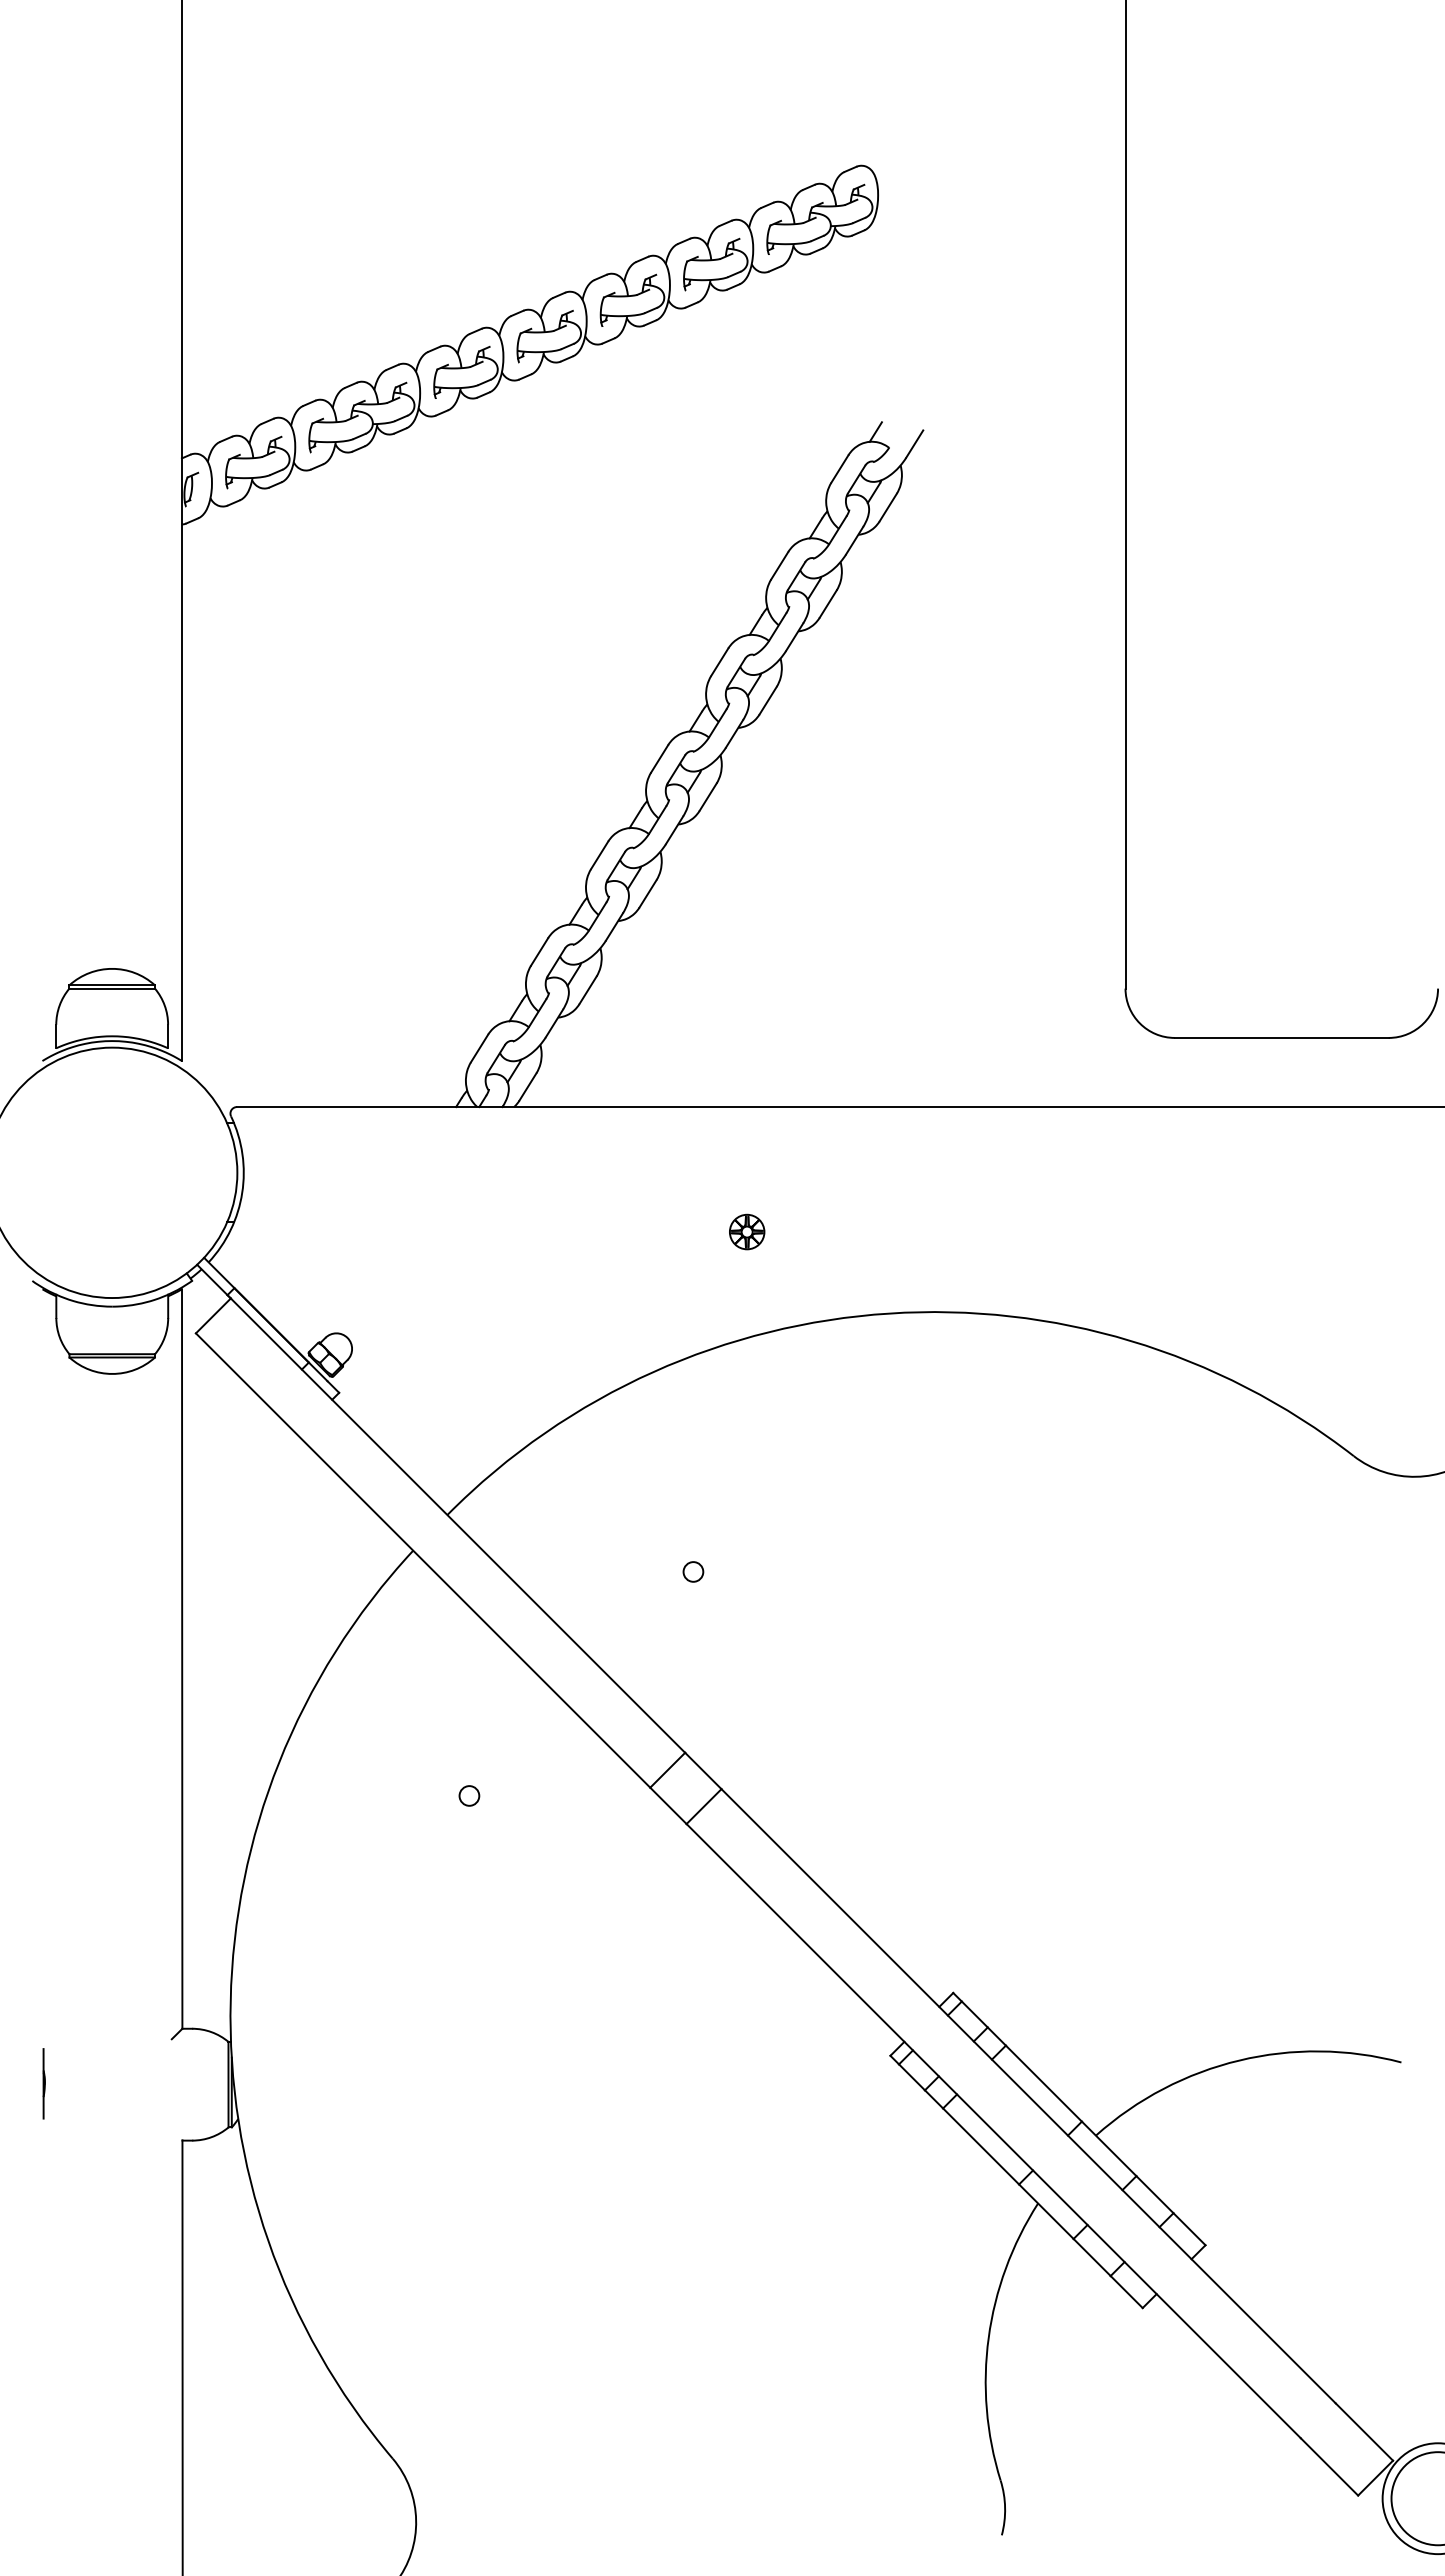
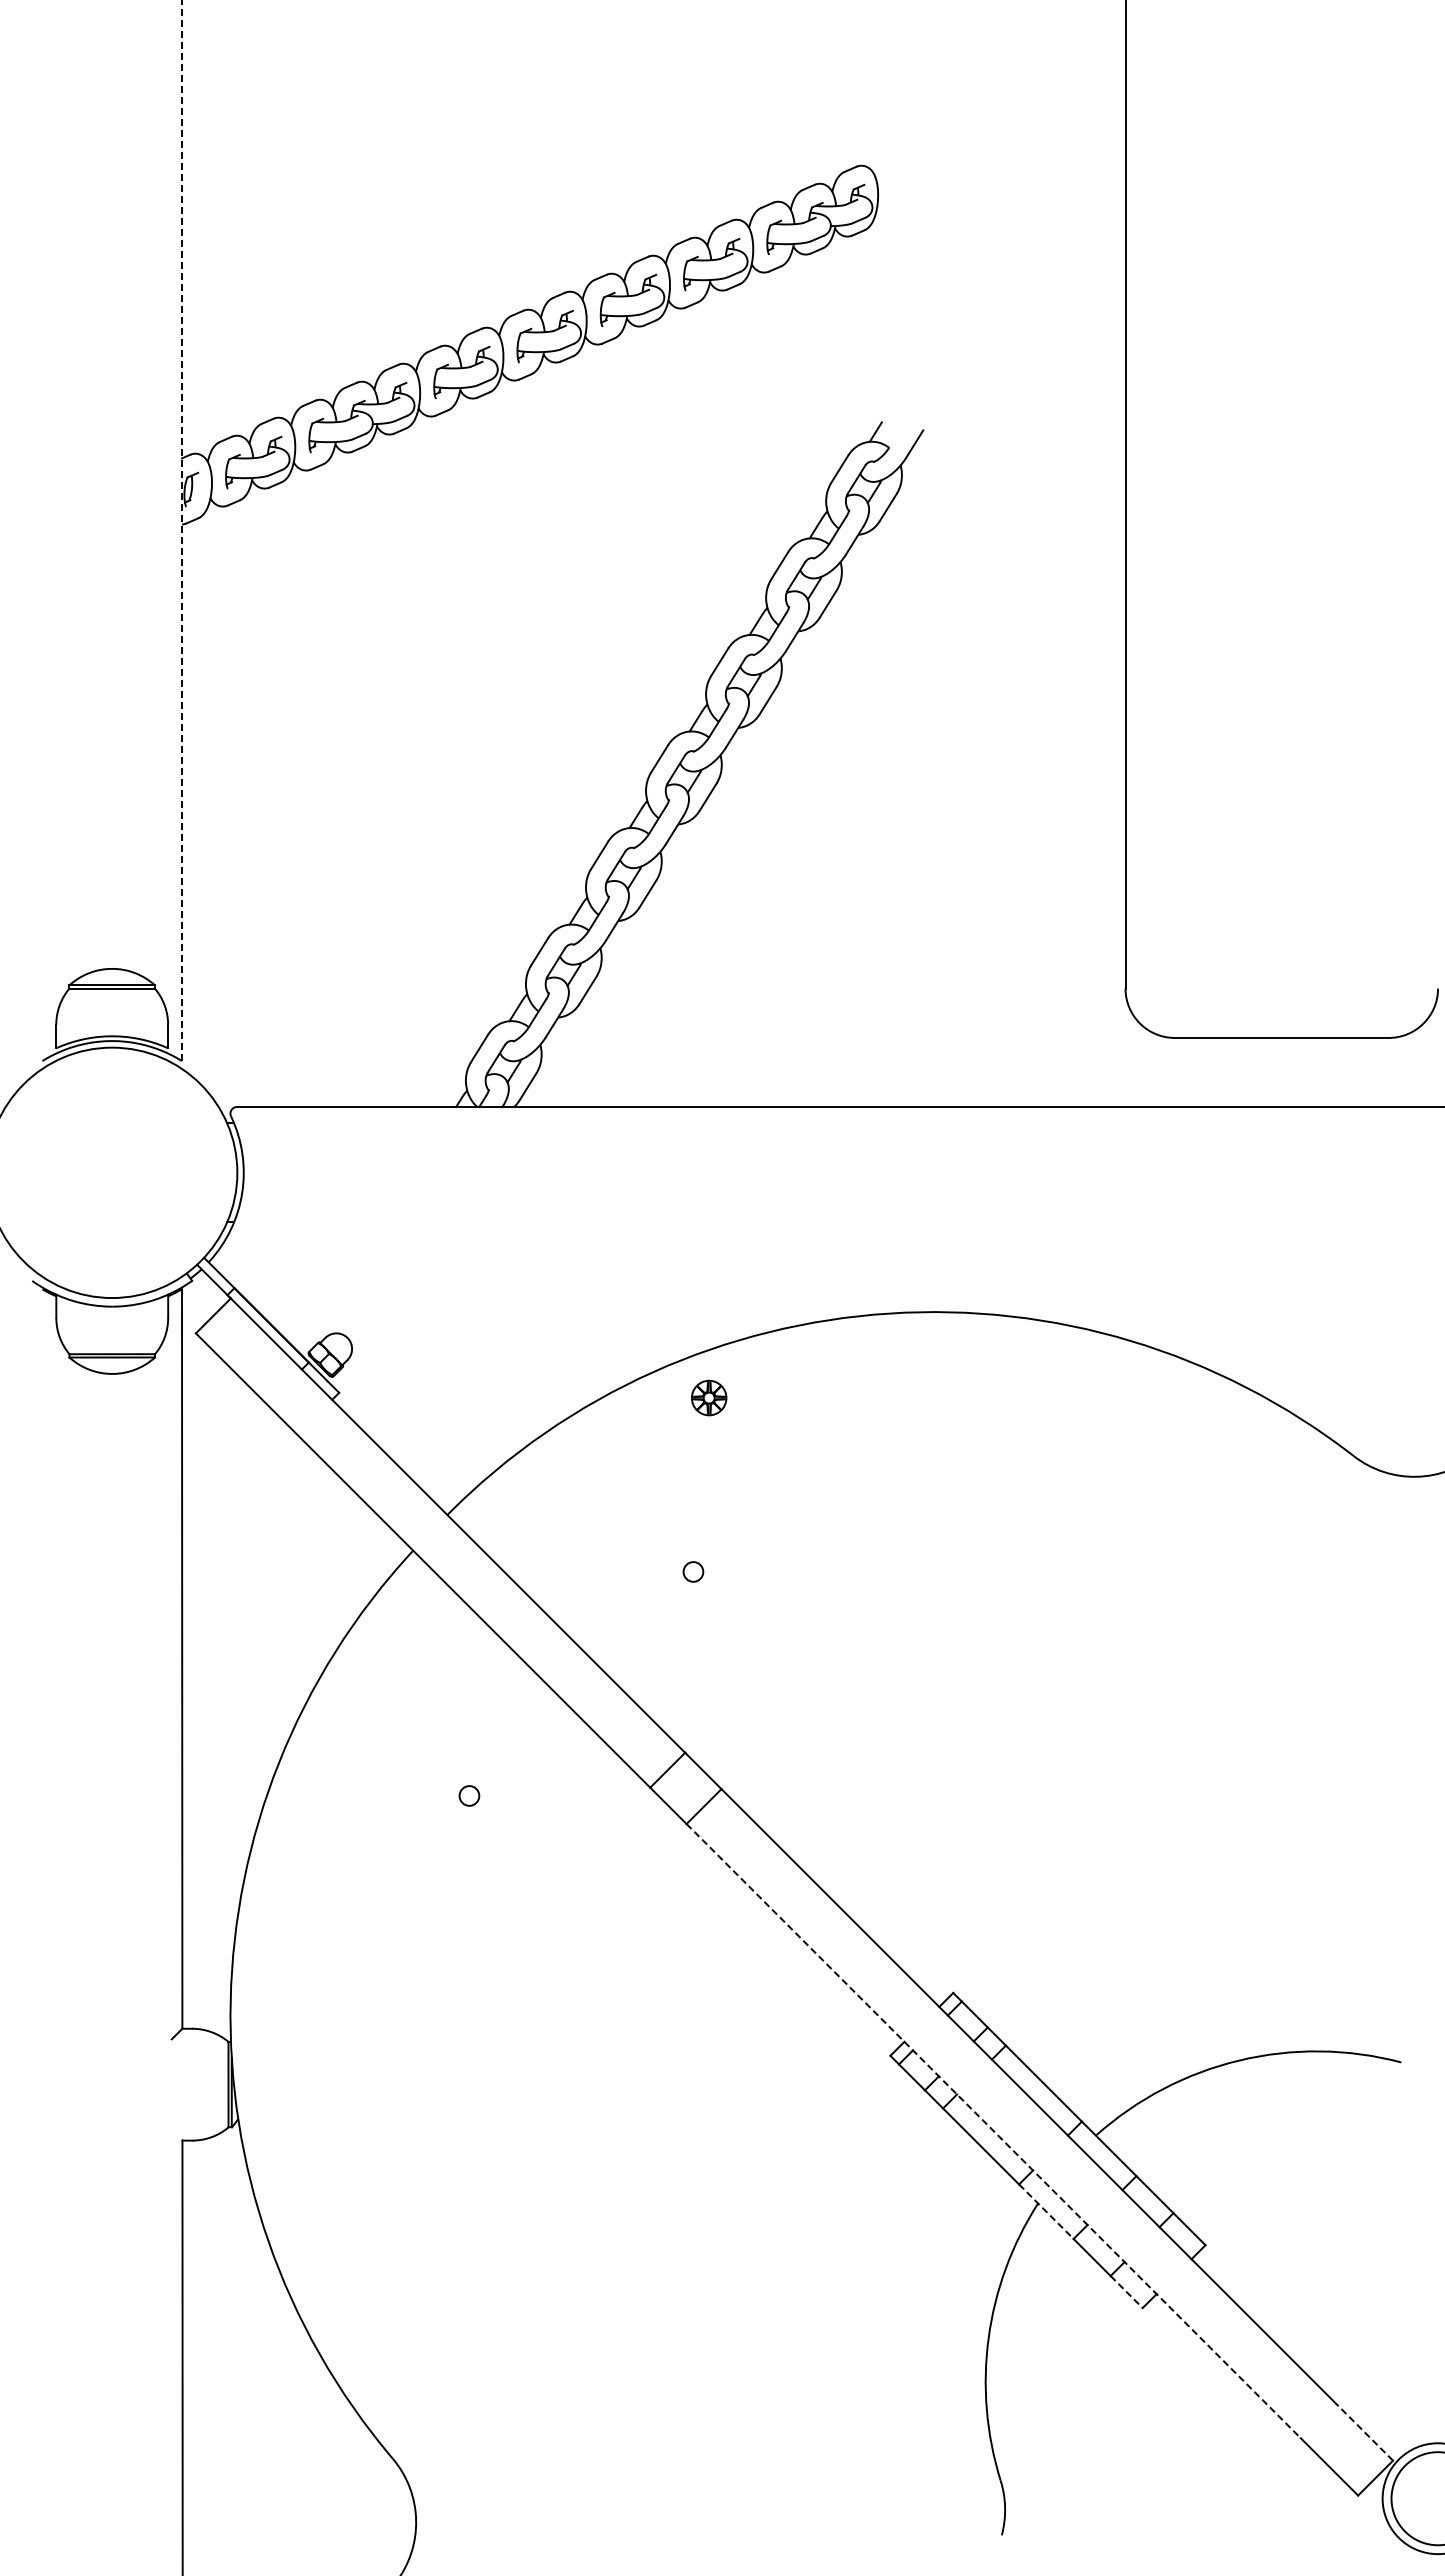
line: solid -> dashed (181, 530)
part position: (747, 1231) -> (709, 1397) (709, 1397)
line: present -> none (43, 2083)
line: solid -> dashed (994, 2131)
line: solid -> dashed (1046, 2211)
line: solid -> dashed (1126, 2292)
line: solid -> dashed (1364, 2432)
